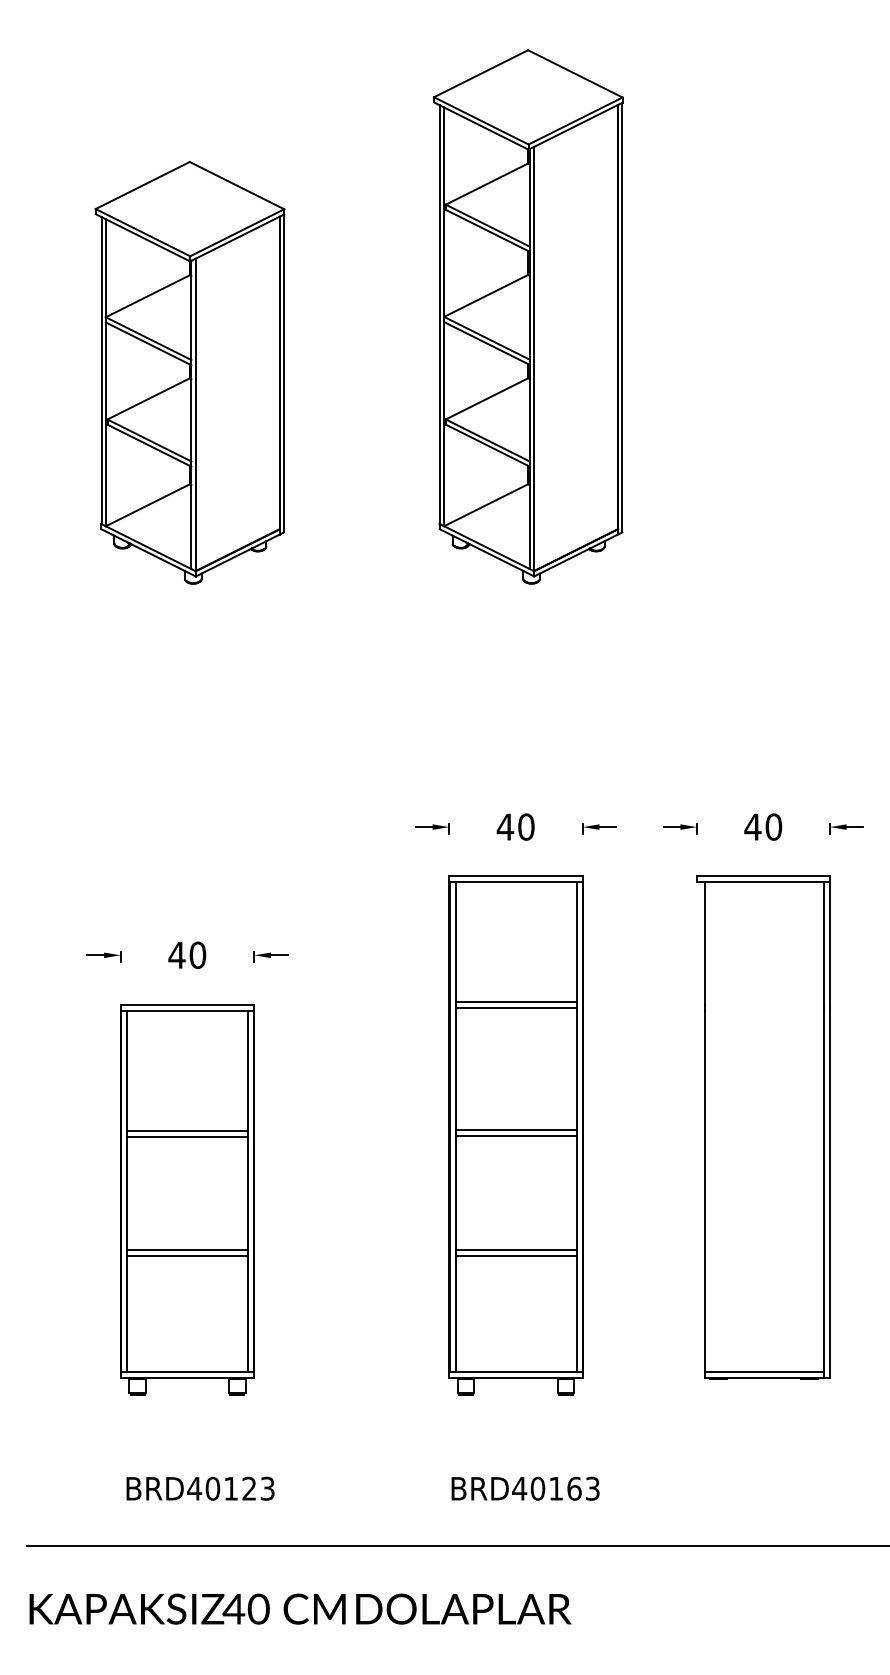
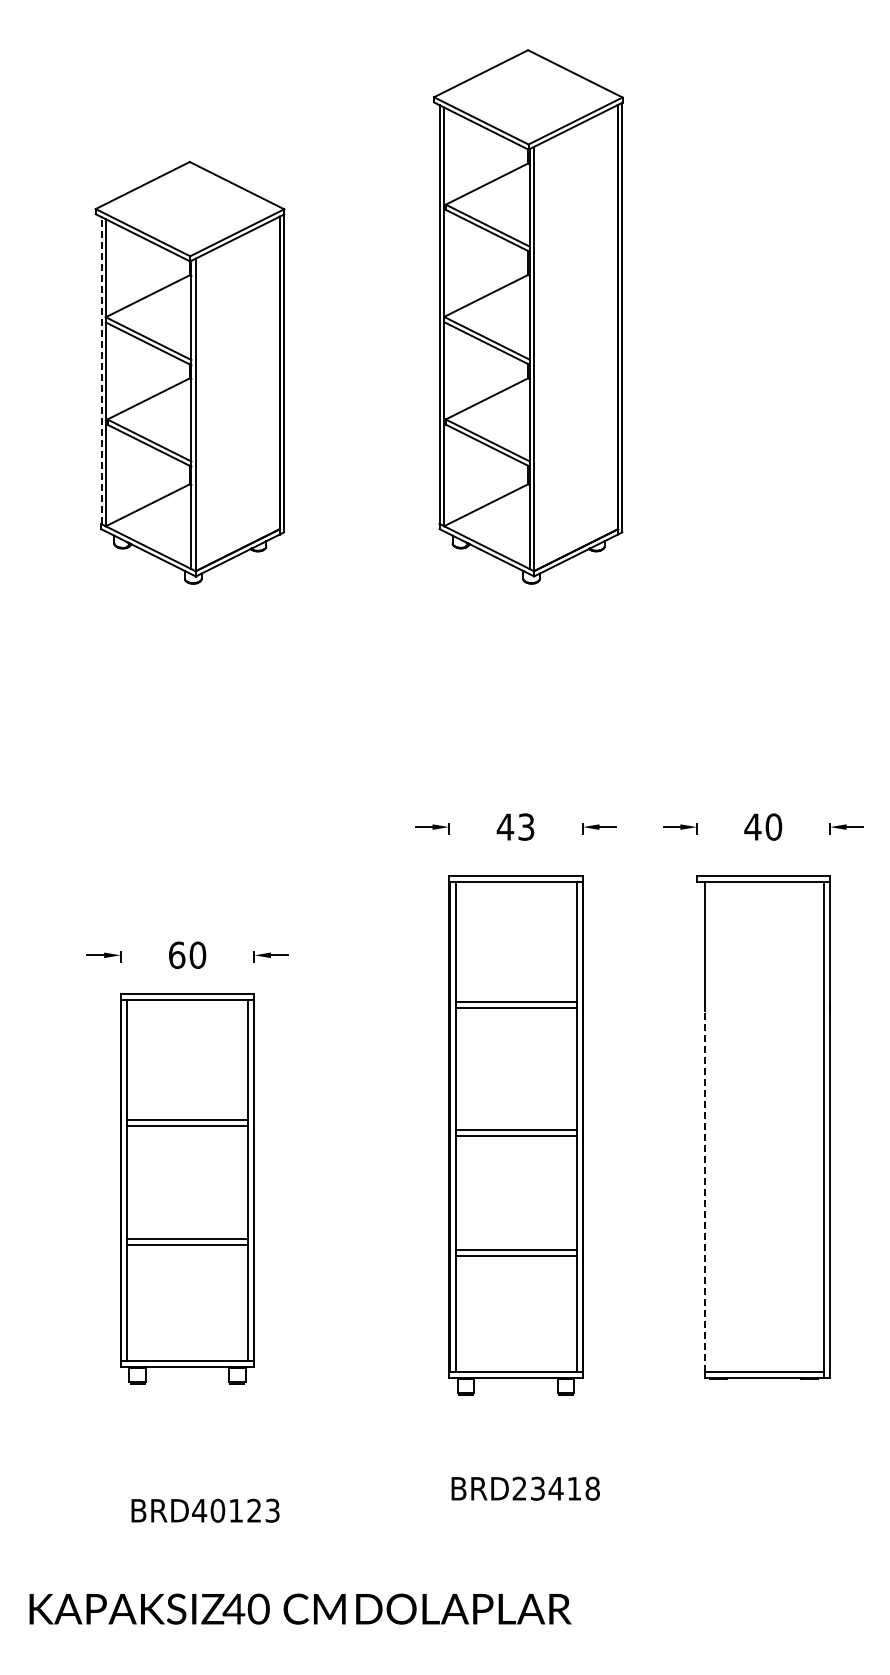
line: solid -> dashed (101, 370)
text: 40 -> 43 (526, 826)
text: 40 -> 60 (176, 955)
line: solid -> dashed (704, 1191)
part position: (187, 1199) -> (187, 1188) (187, 1188)
text position: (200, 1488) -> (205, 1510) (205, 1510)
text: BRD40163 -> BRD23418 (555, 1488)
line: present -> none (456, 1545)
